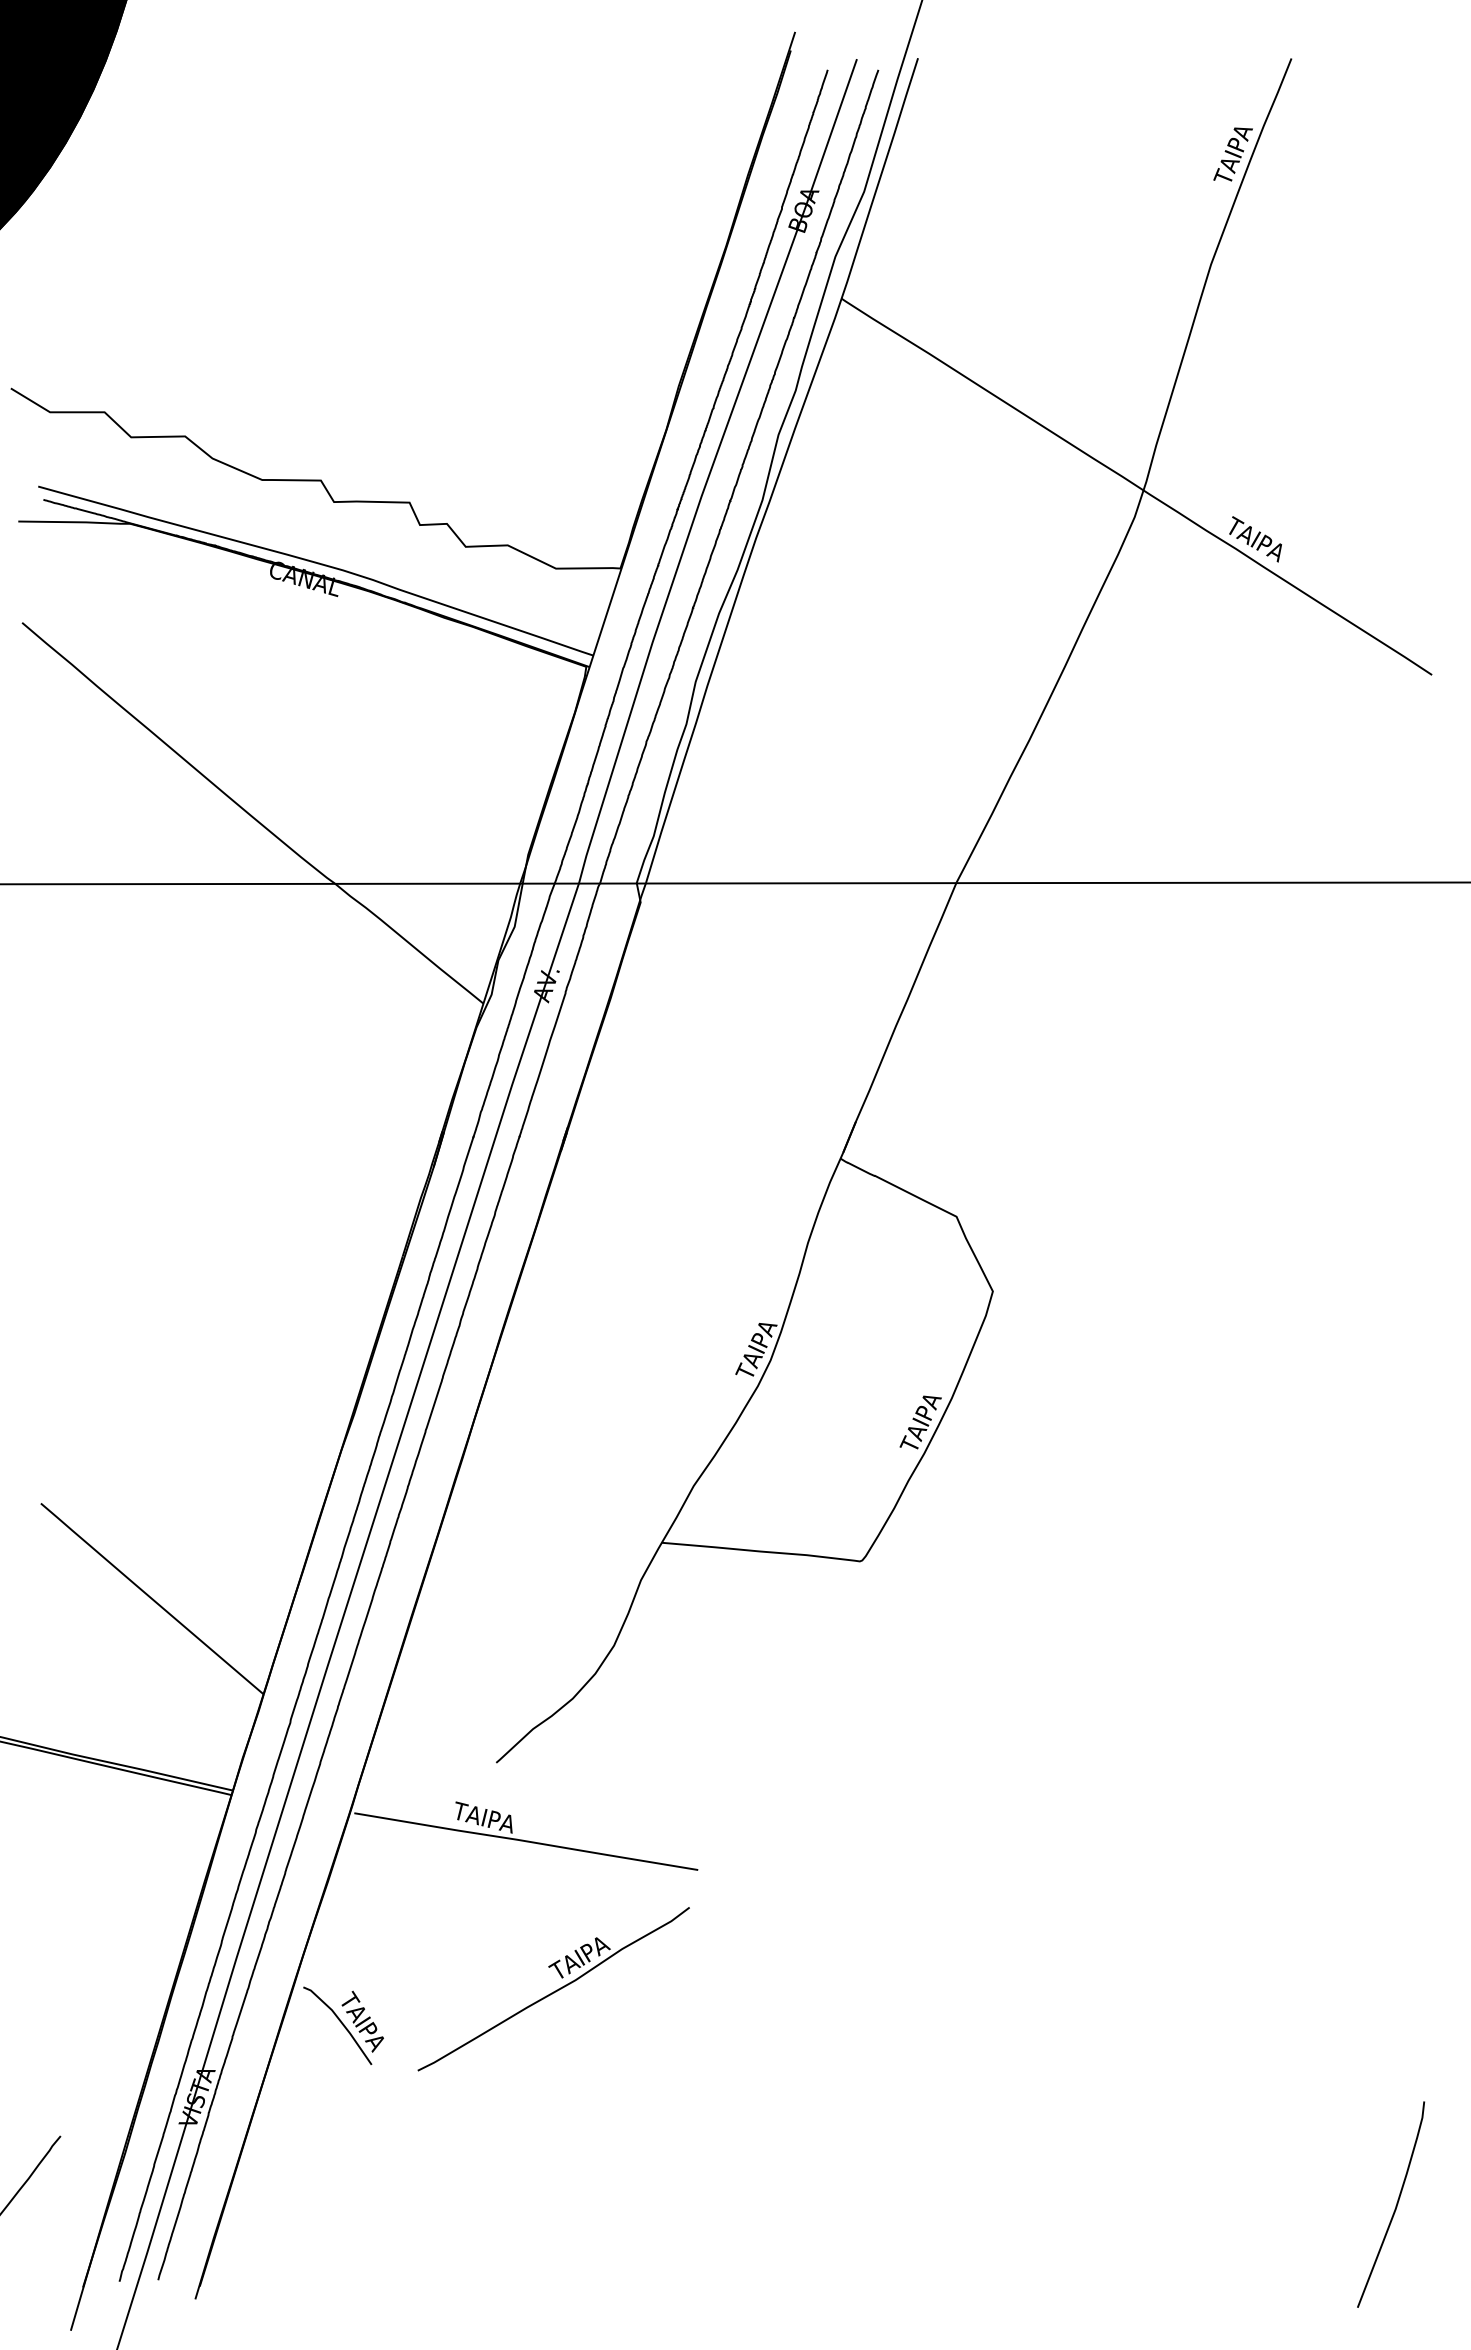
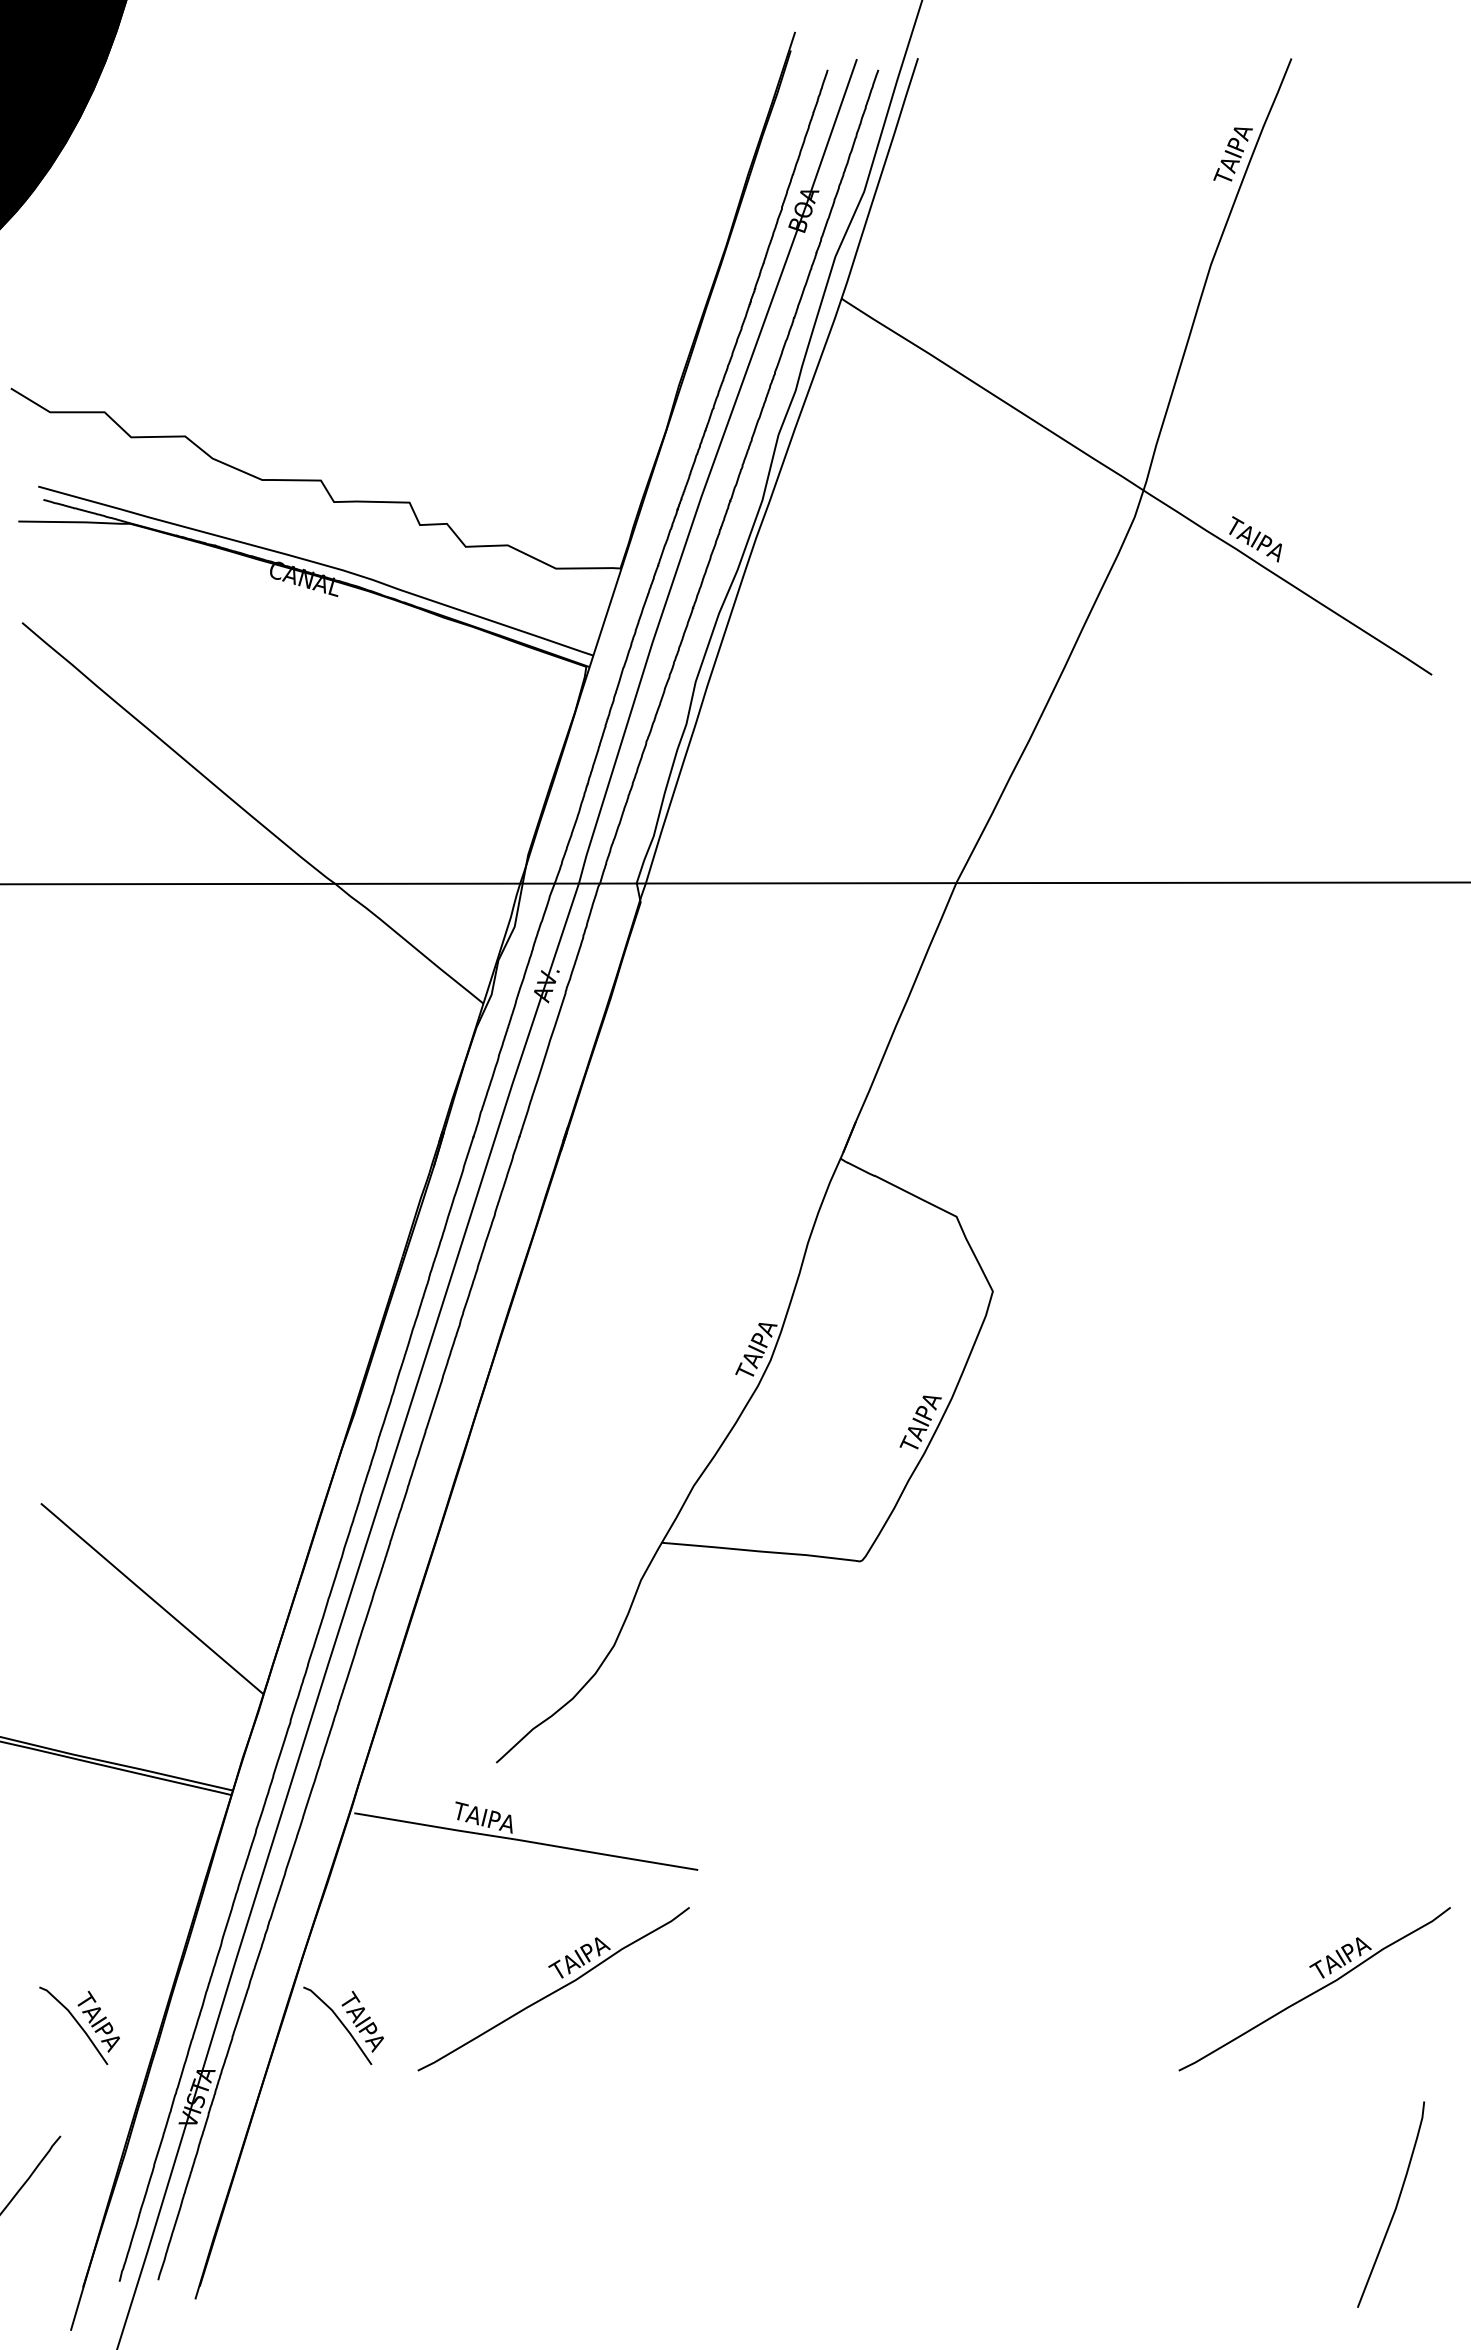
part: none -> present (1314, 1989)
part: none -> present (79, 2025)
